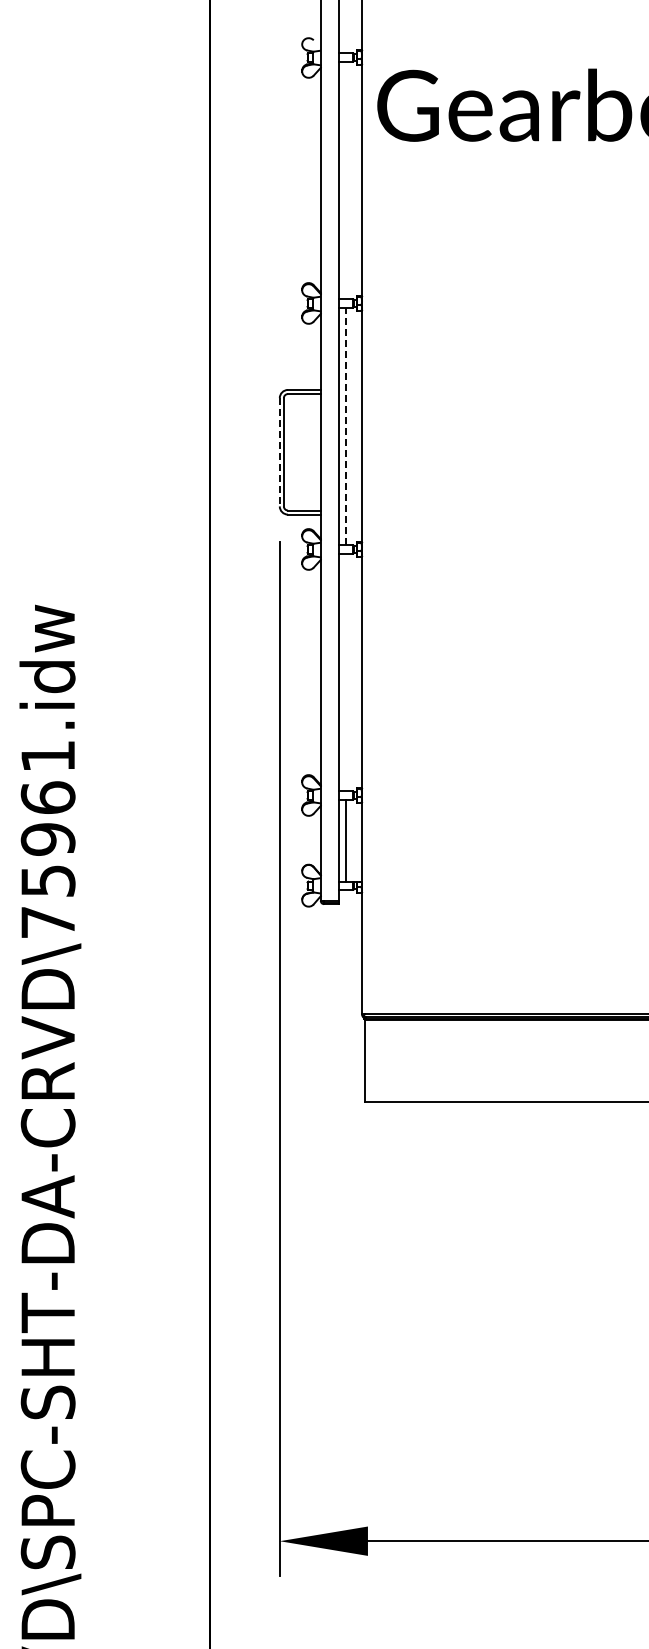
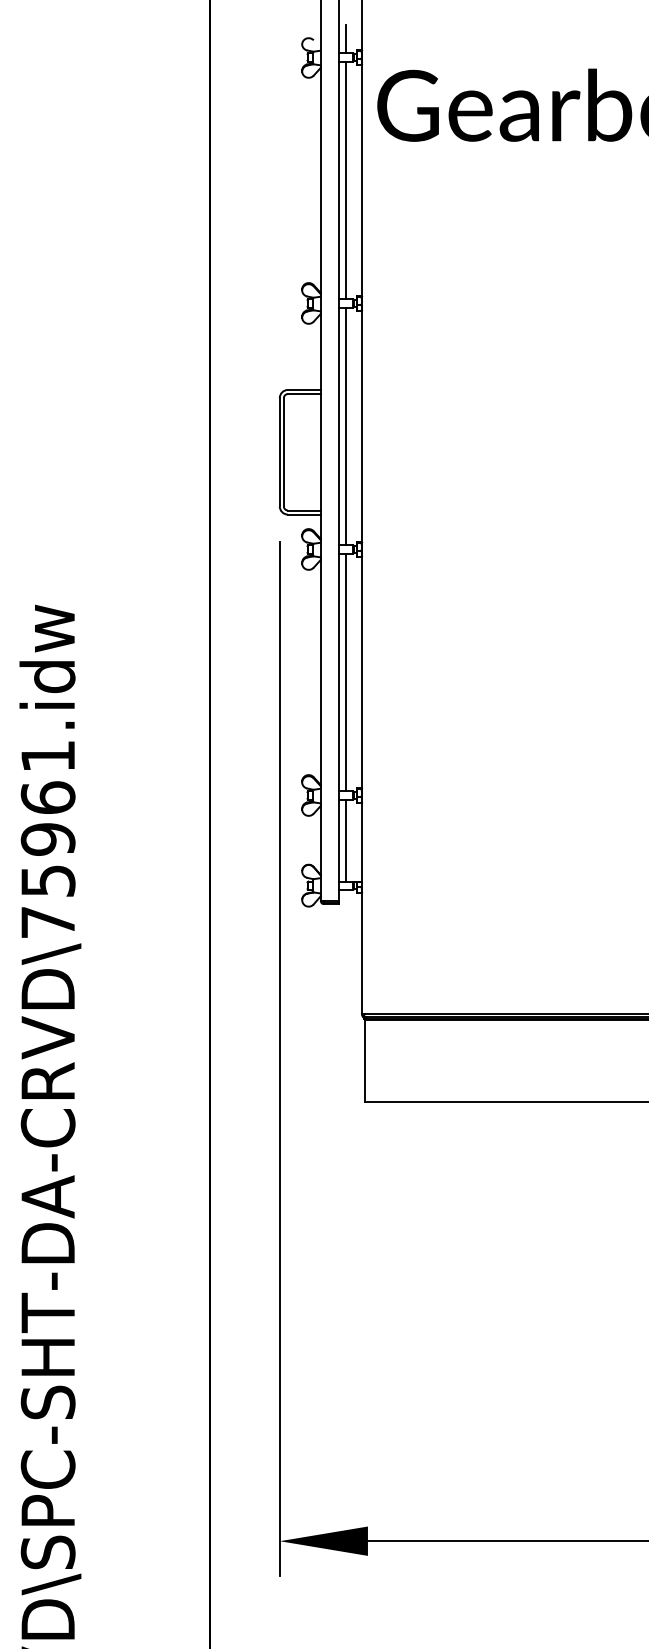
line: none -> present (345, 39)
line: none -> present (345, 180)
line: dashed -> solid (345, 426)
line: dashed -> solid (279, 452)
line: none -> present (345, 672)
